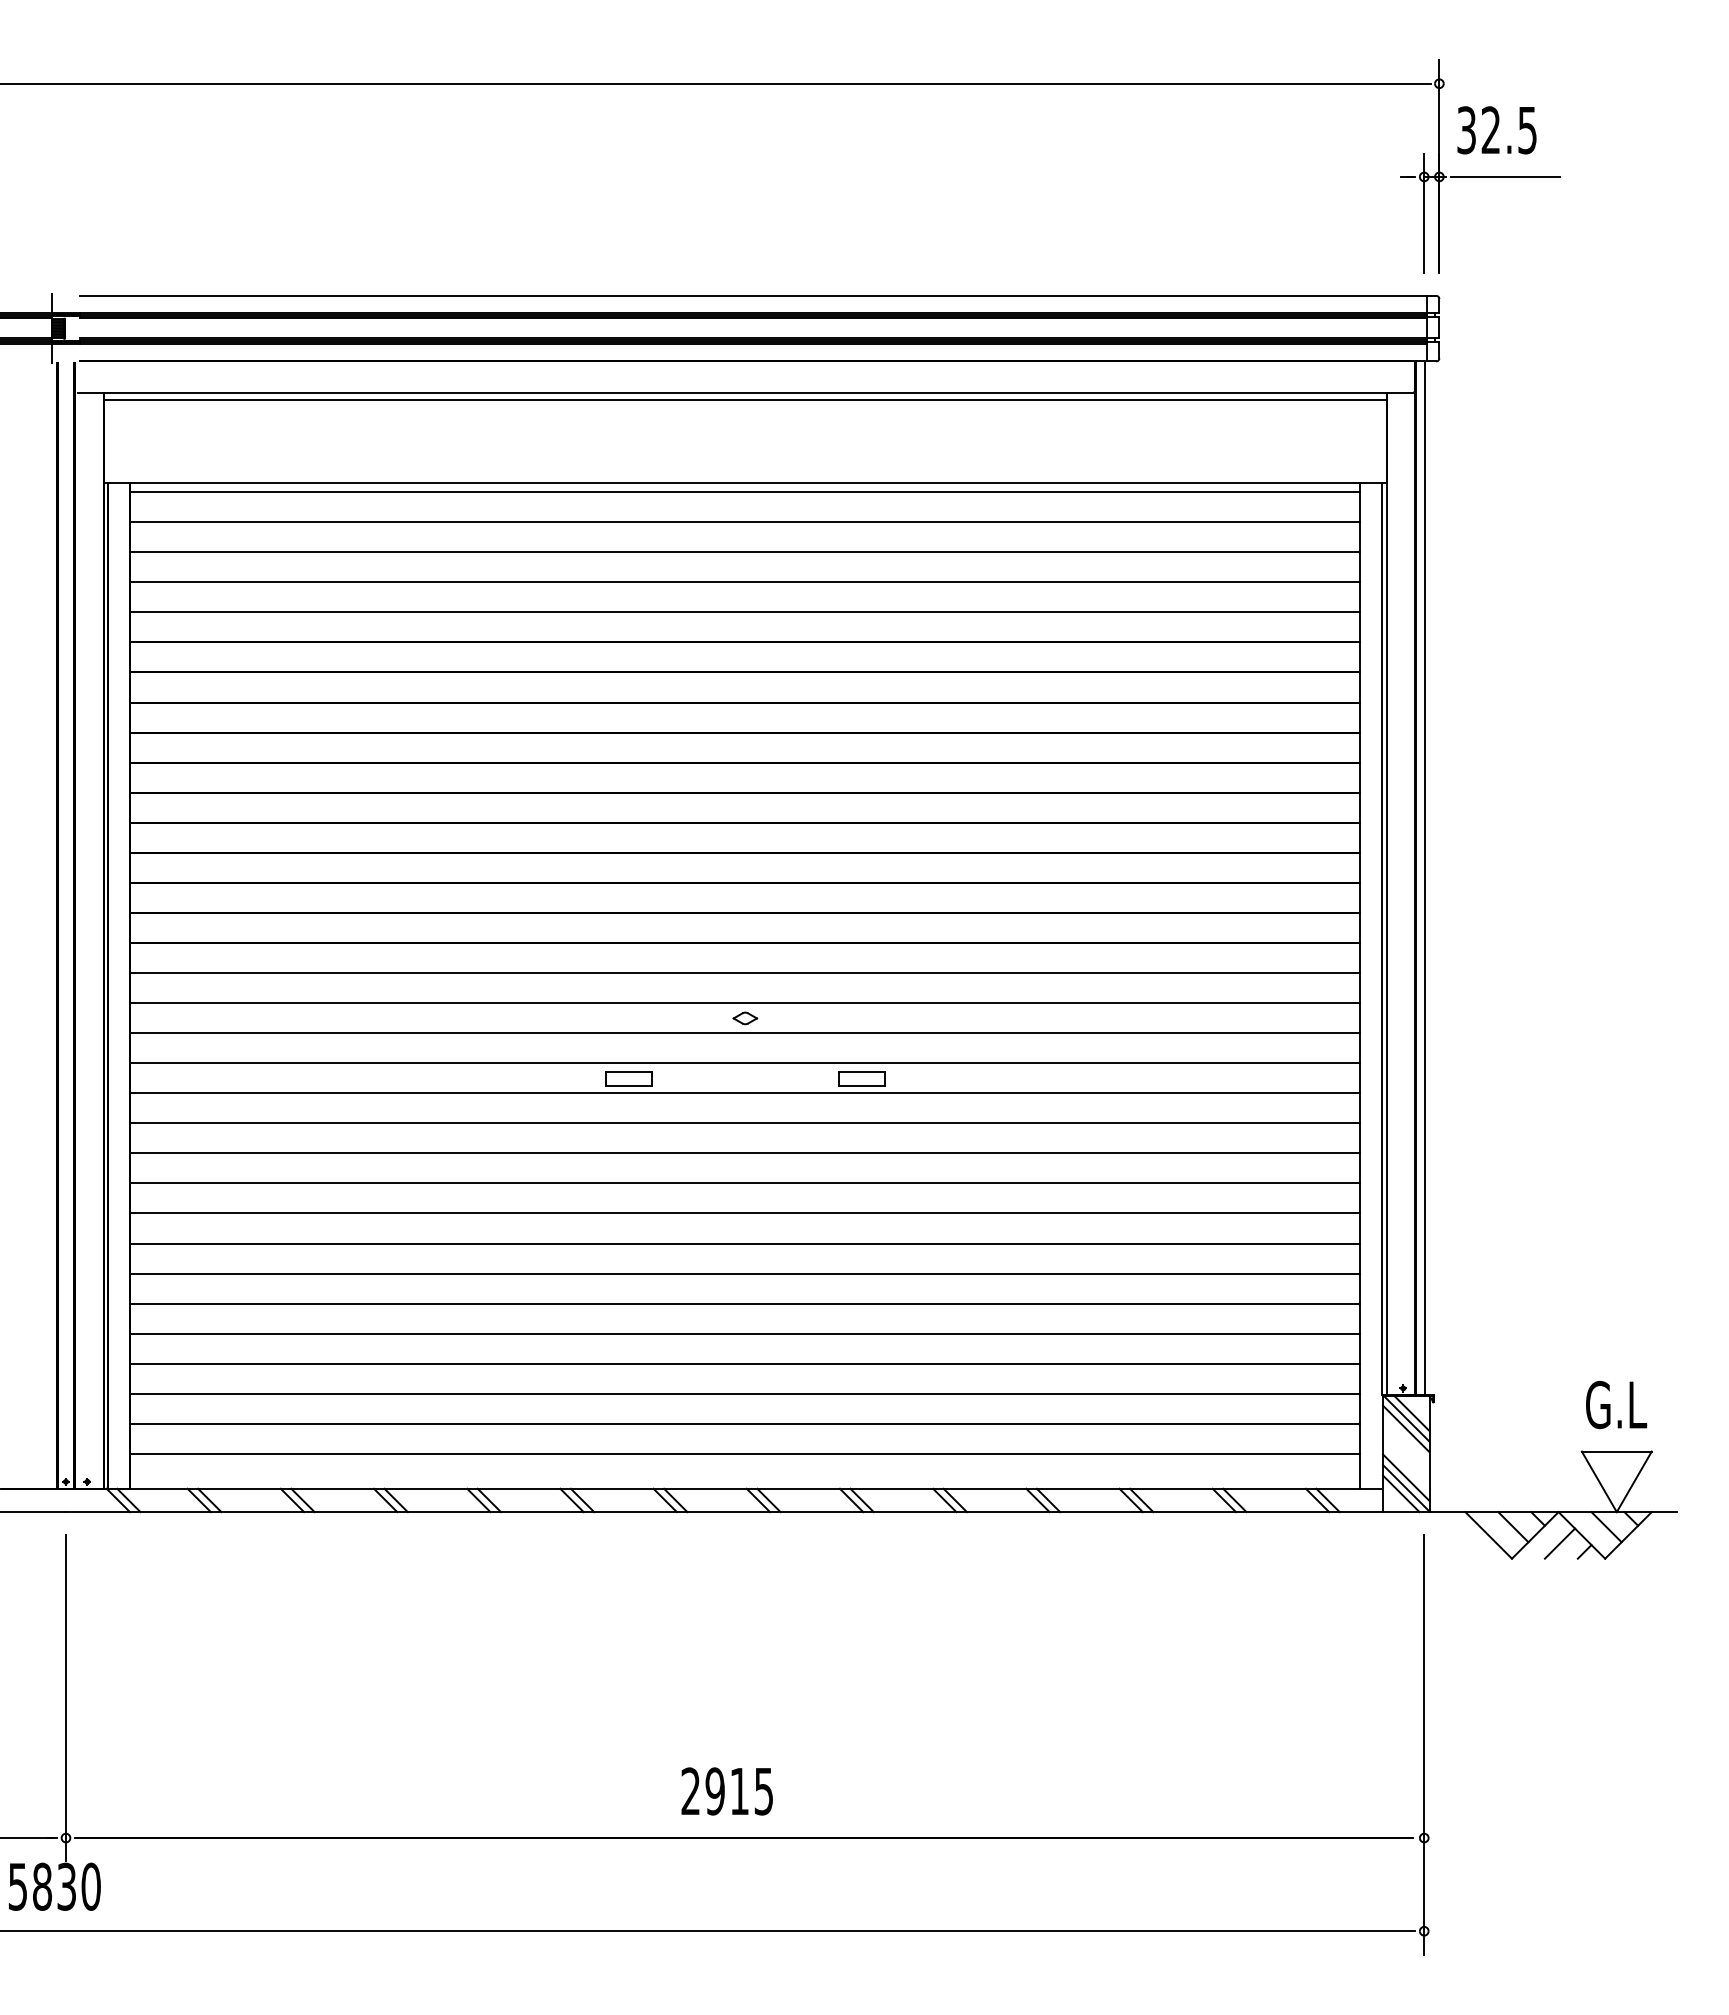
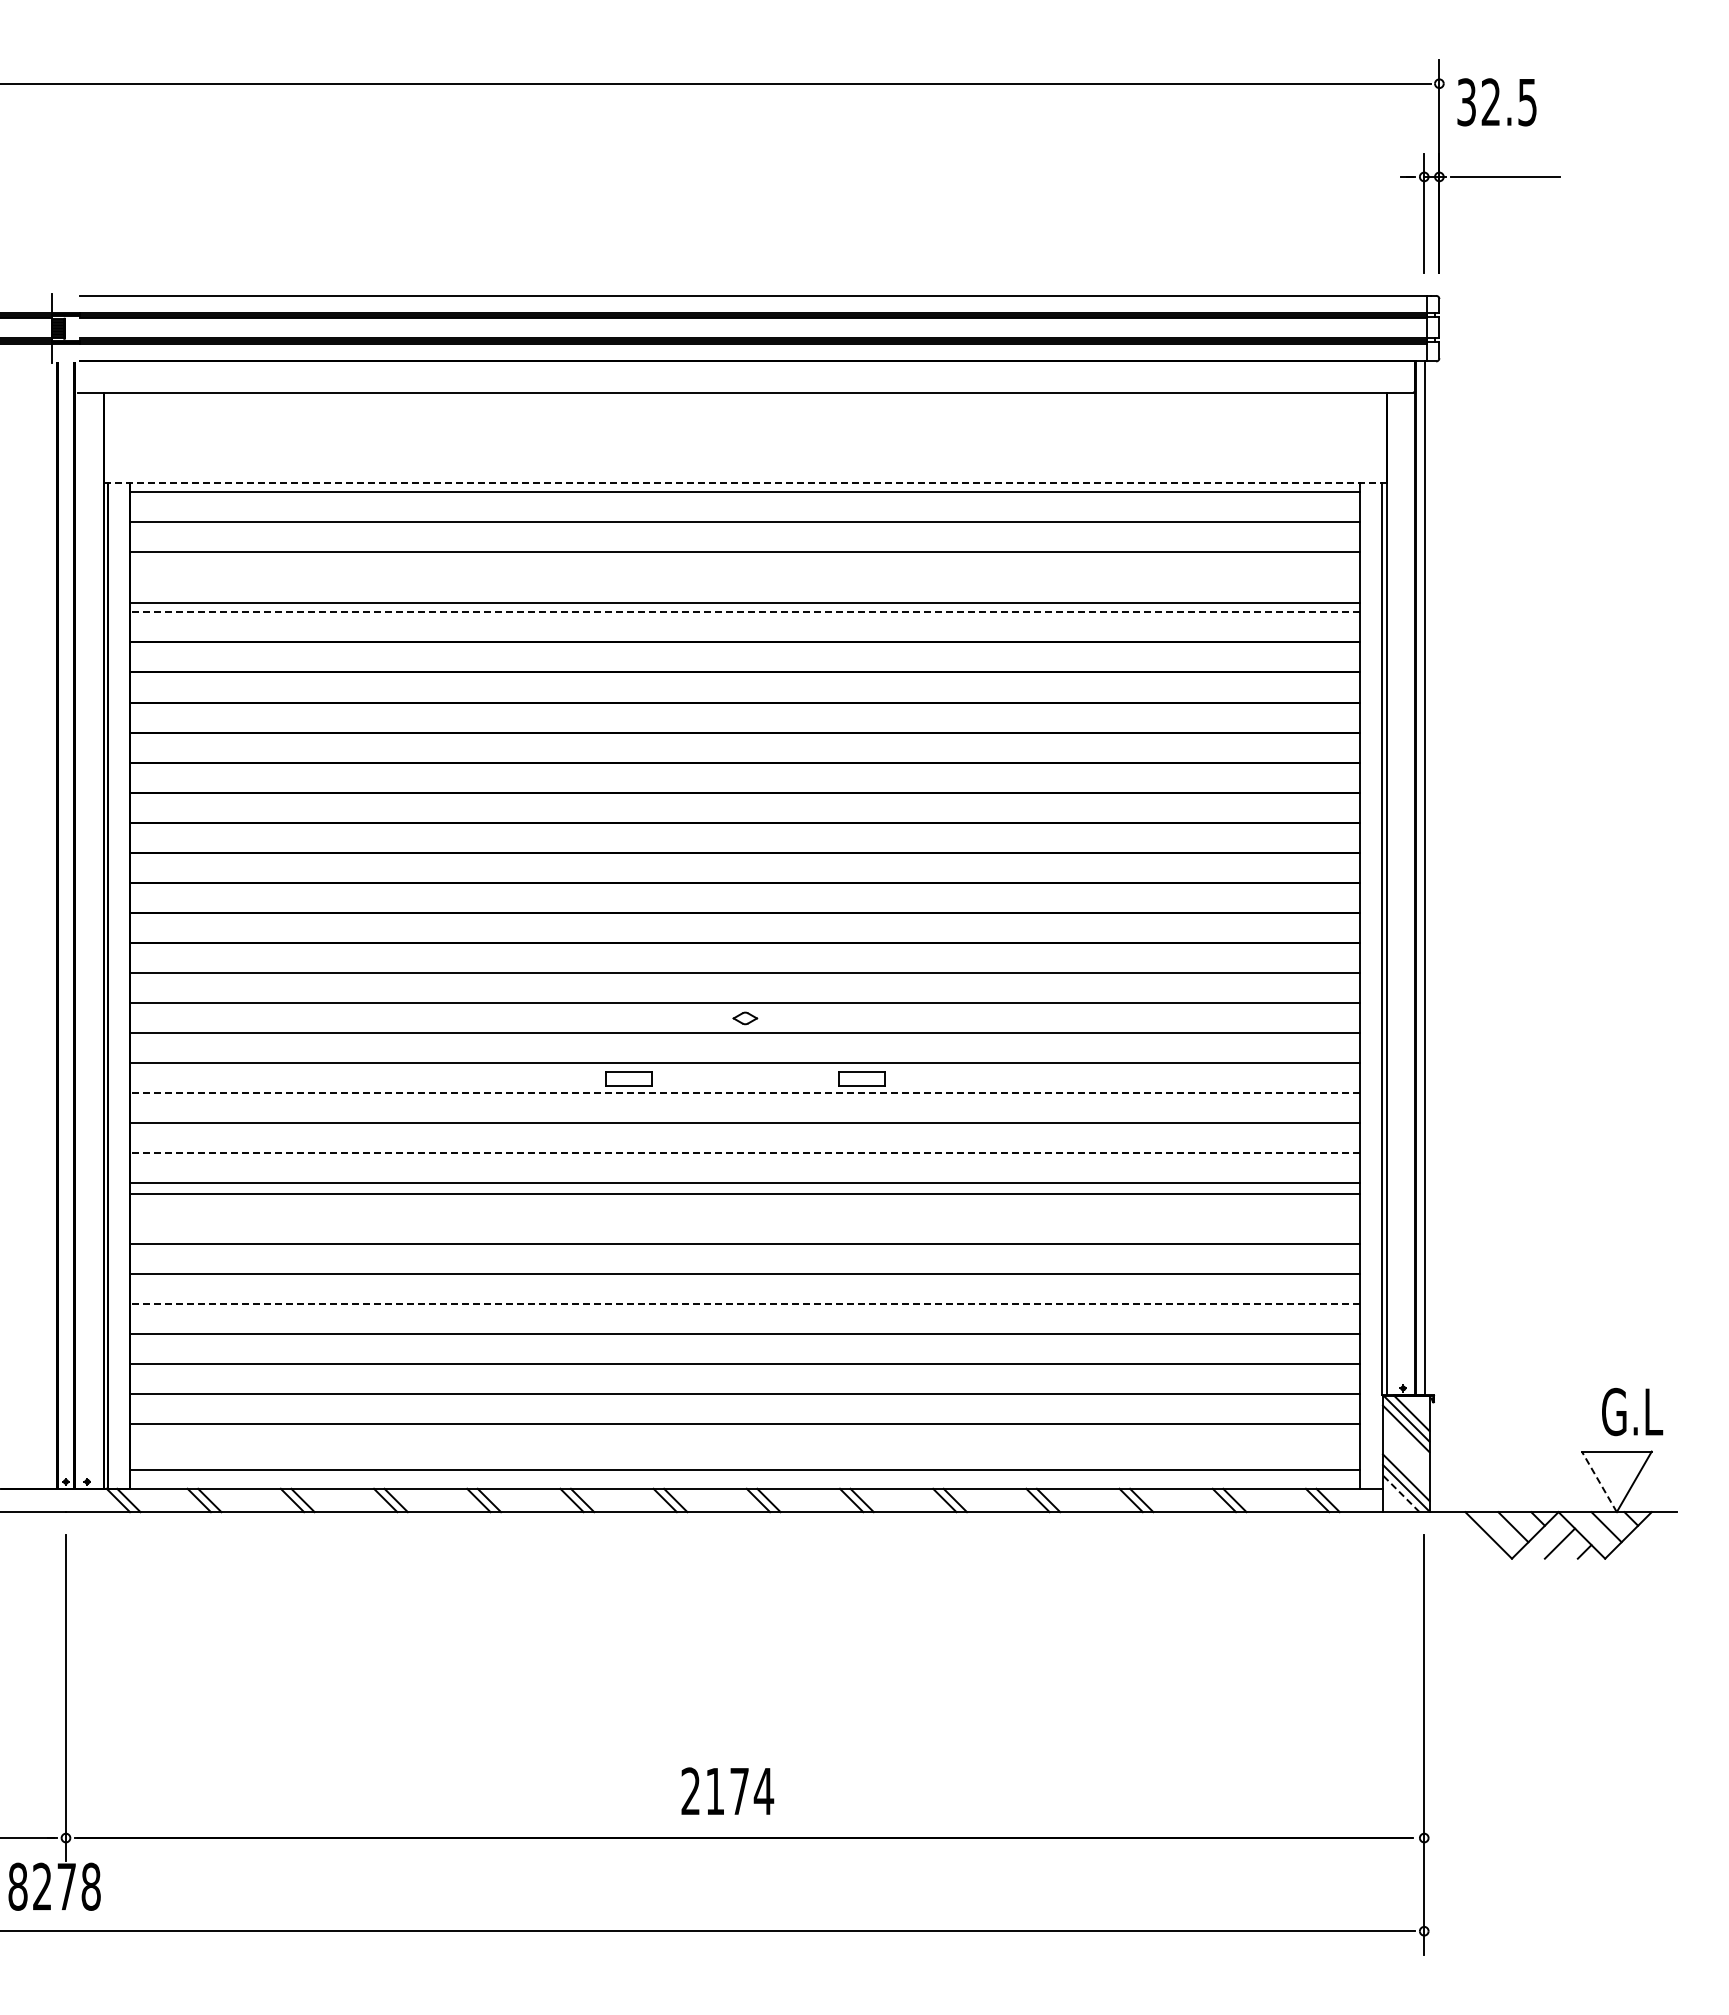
text position: (1496, 130) -> (1496, 102) (1496, 102)
line: present -> none (745, 399)
line: solid -> dashed (744, 482)
line position: (745, 582) -> (745, 603) (745, 603)
line: solid -> dashed (744, 612)
line: solid -> dashed (744, 1093)
line: solid -> dashed (744, 1153)
line position: (745, 1213) -> (745, 1194) (745, 1194)
line: solid -> dashed (744, 1303)
text position: (1616, 1405) -> (1632, 1412) (1632, 1412)
line position: (745, 1453) -> (745, 1469) (745, 1469)
line: solid -> dashed (1599, 1481)
line: solid -> dashed (1401, 1493)
text: 2915 -> 2174 (739, 1791)
text: 5830 -> 8278 (54, 1886)
